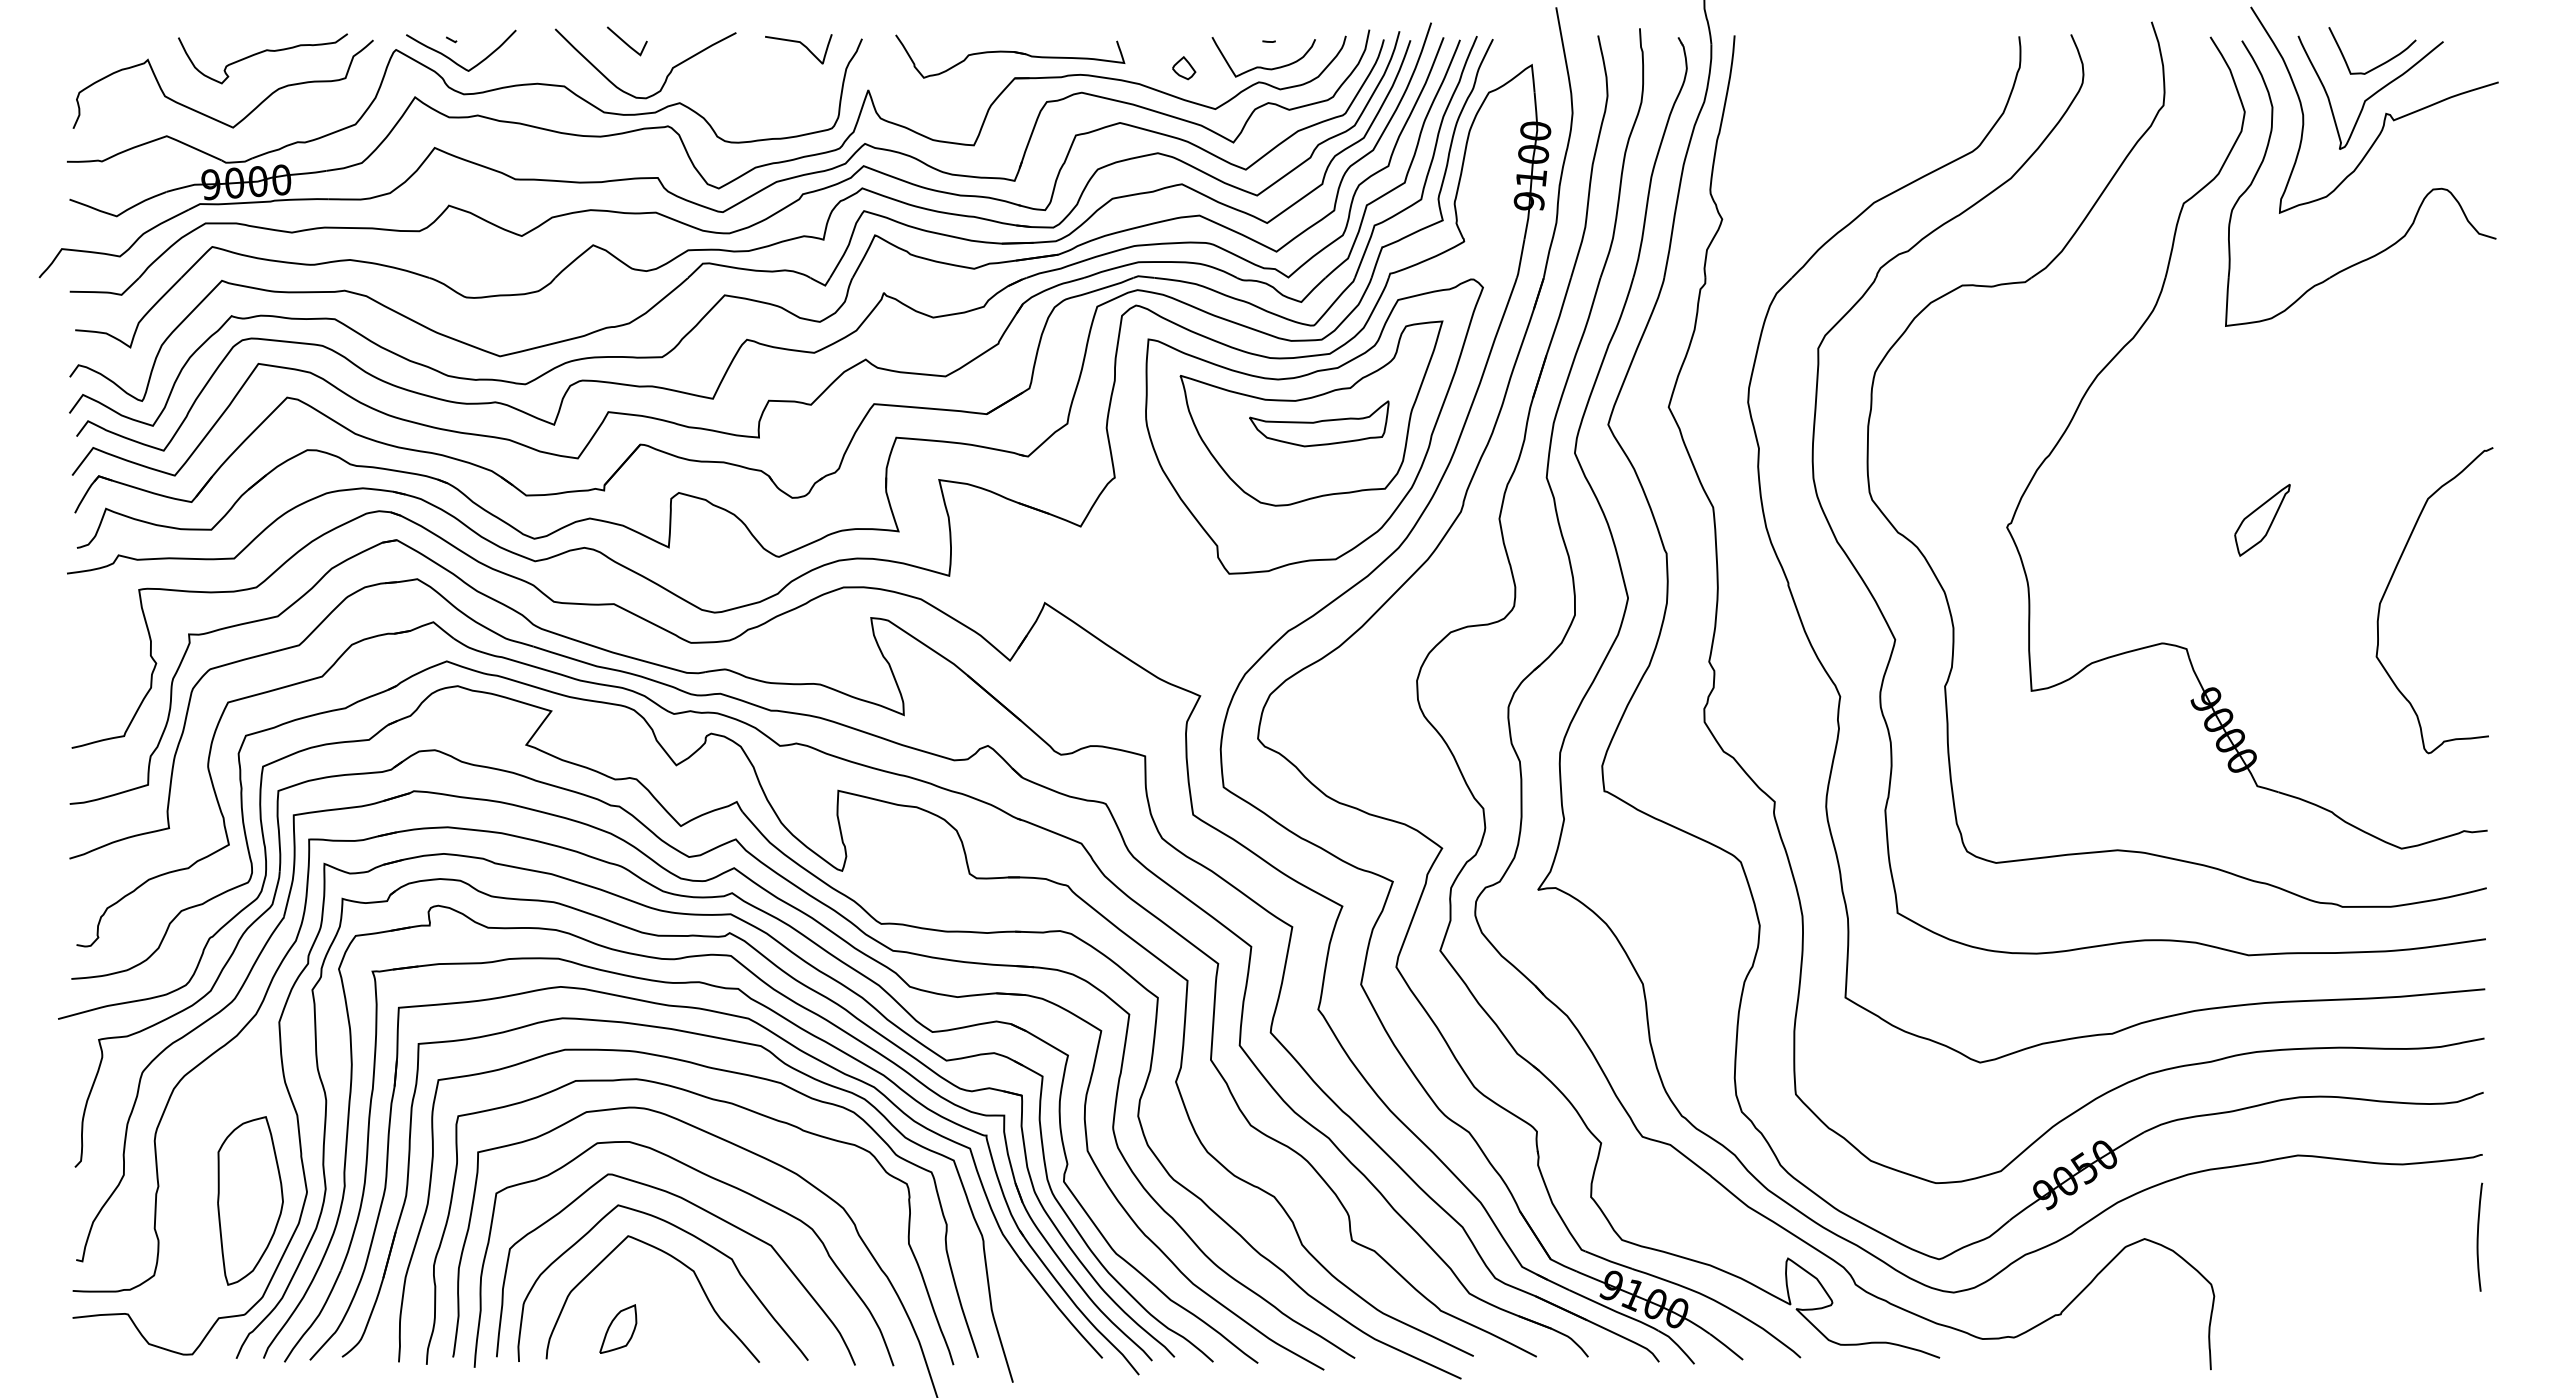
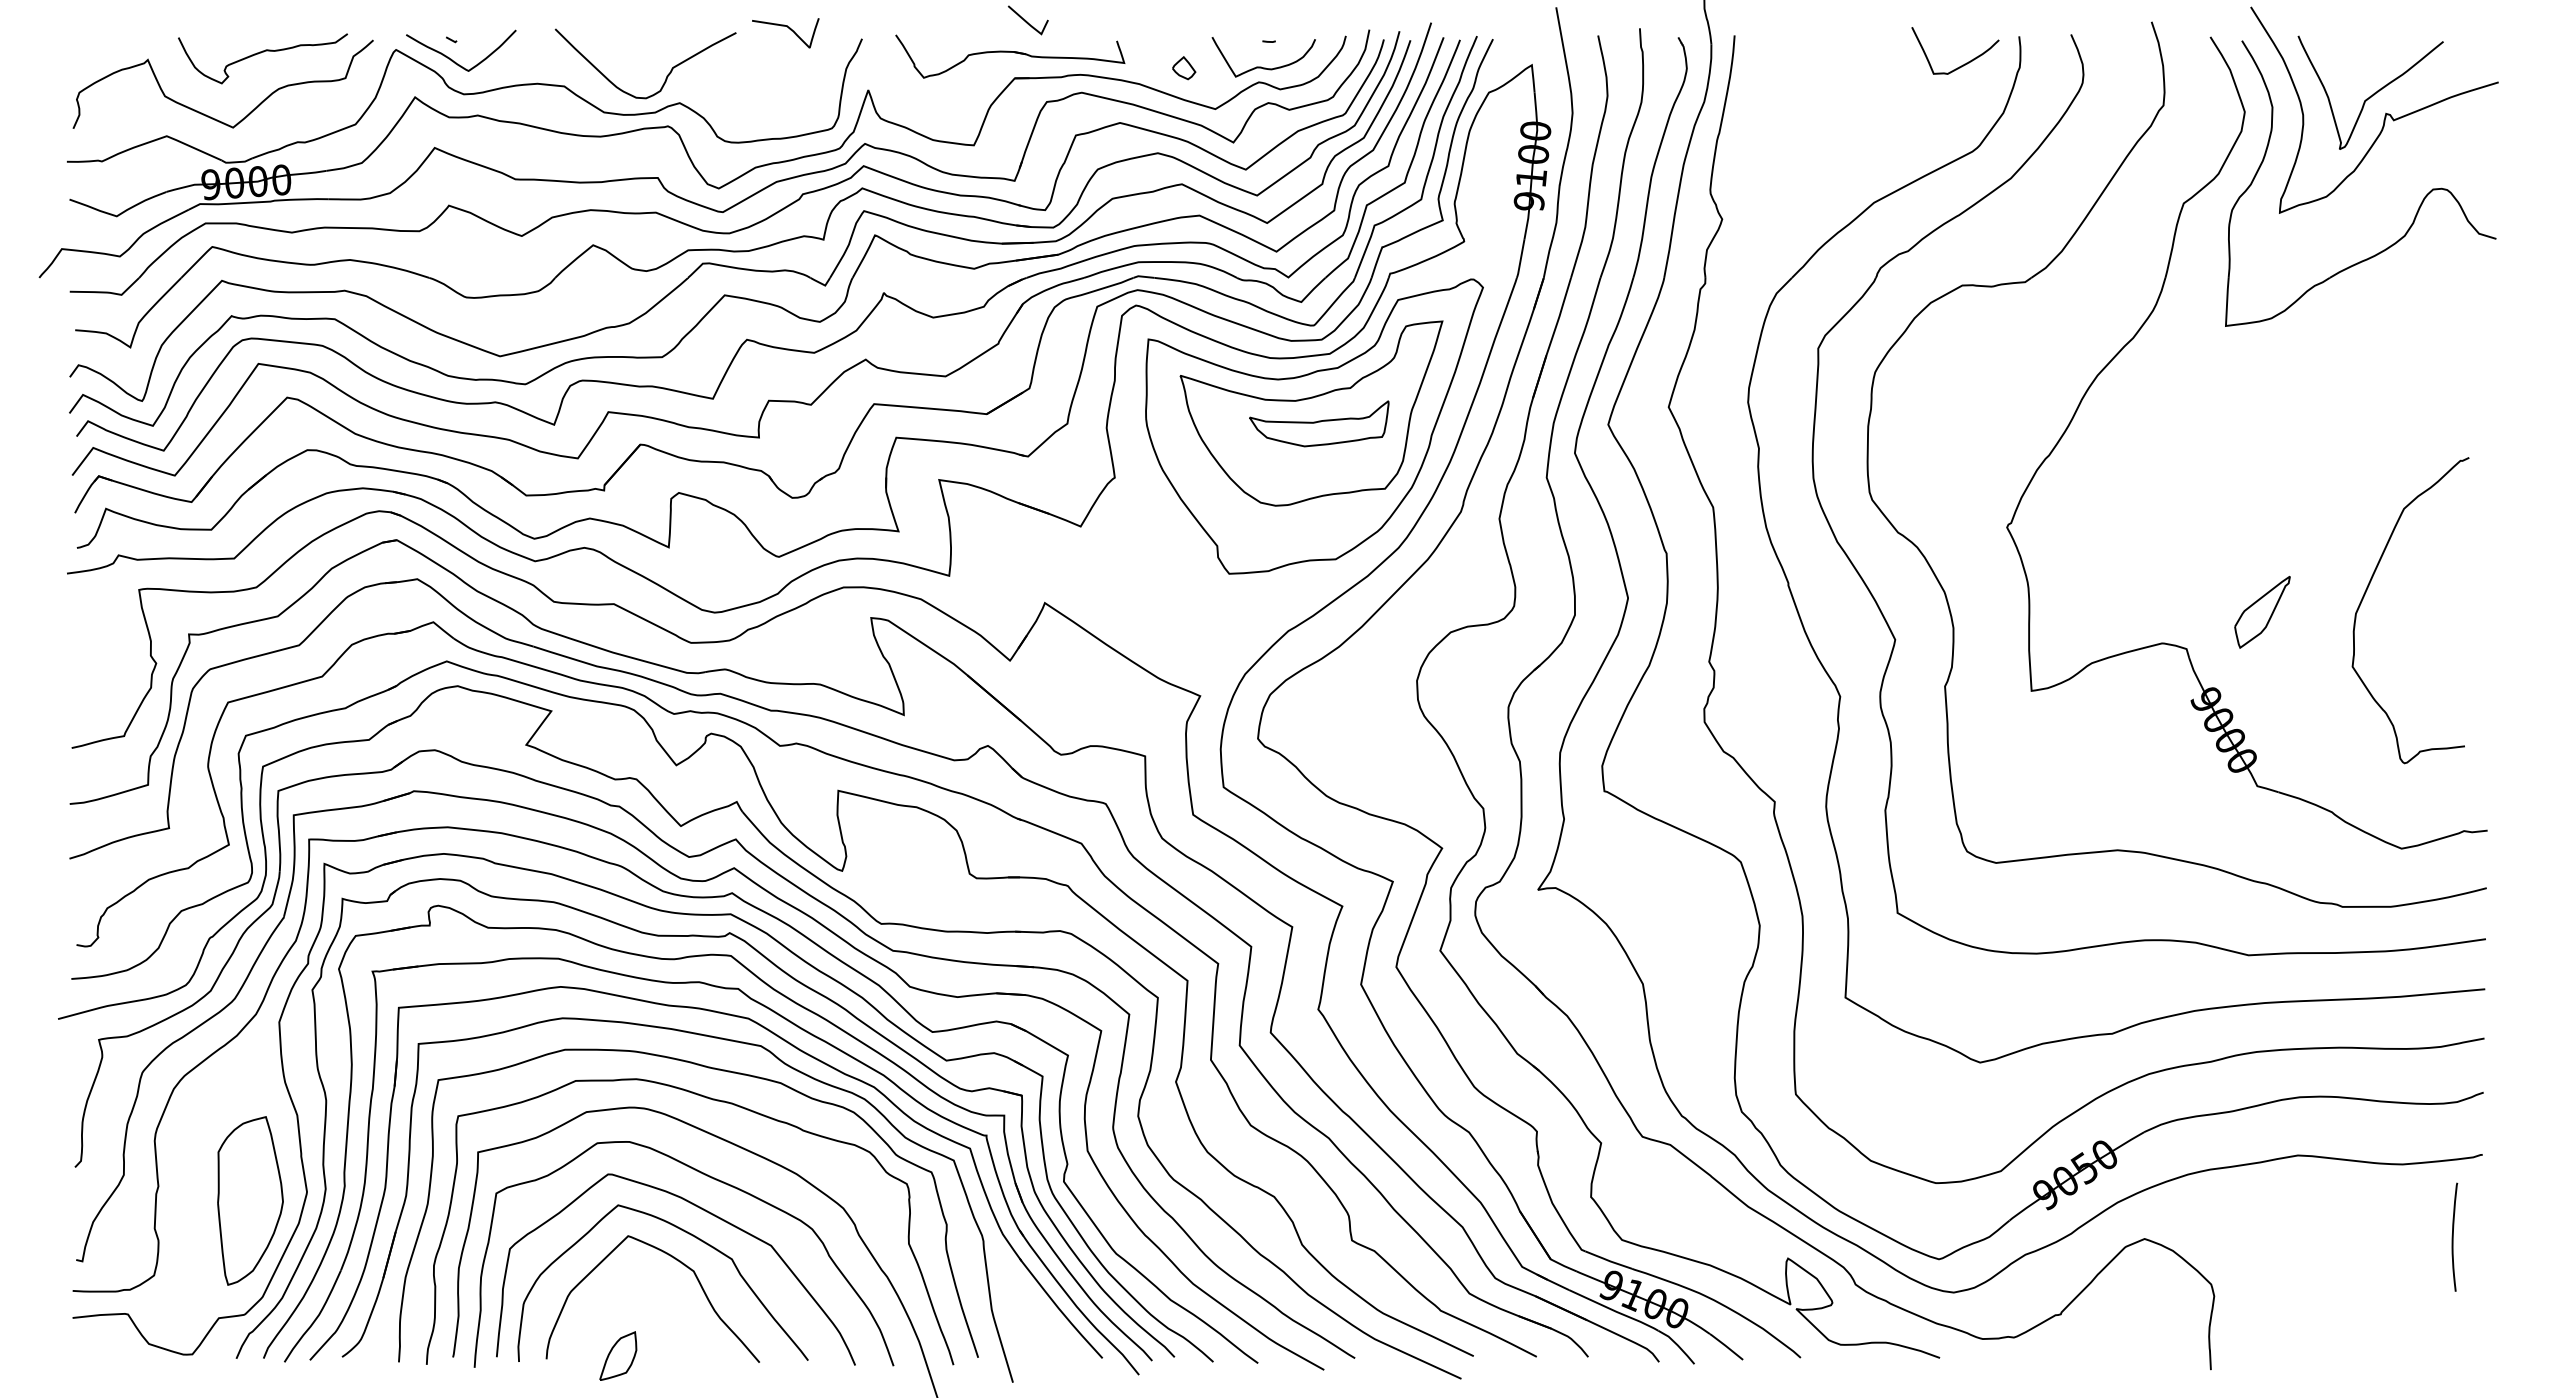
curve position: (625, 41) -> (1026, 20) (1026, 20)
curve position: (802, 45) -> (789, 29) (789, 29)
curve position: (2379, 64) -> (1962, 64) (1962, 64)
part position: (2262, 519) -> (2262, 611) (2262, 611)
curve position: (2392, 578) -> (2368, 588) (2368, 588)
curve position: (2478, 1236) -> (2453, 1236) (2453, 1236)
part position: (618, 1328) -> (618, 1355) (618, 1355)
